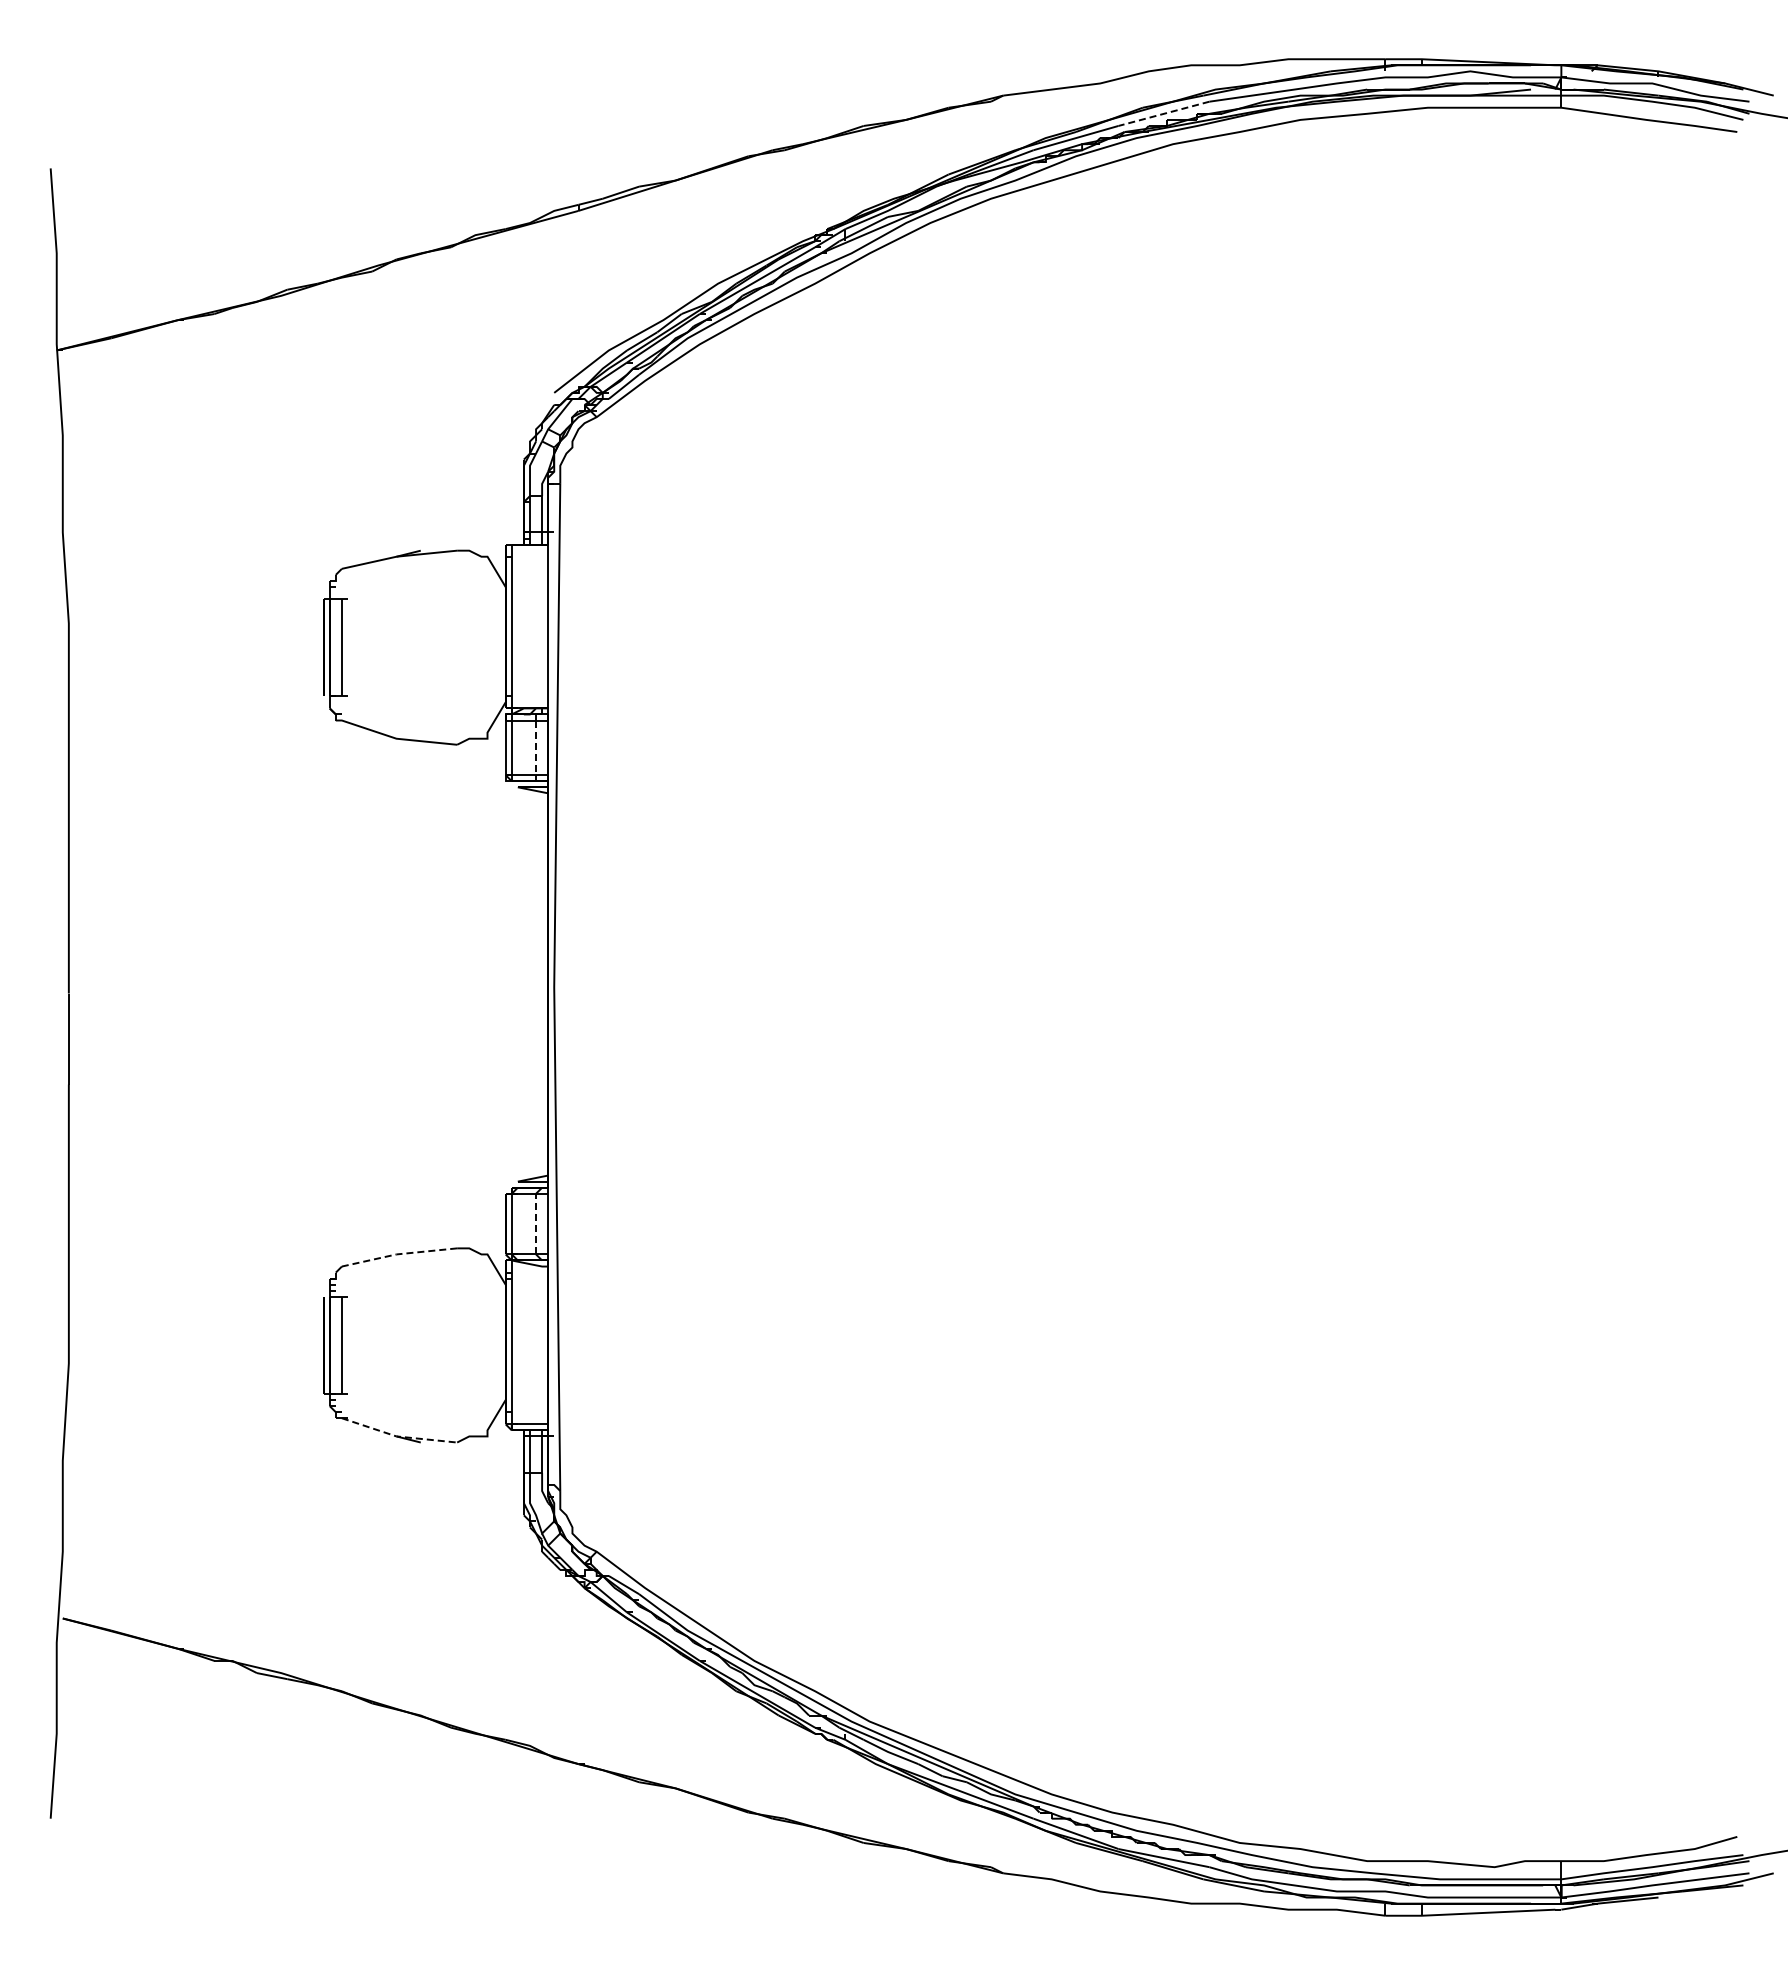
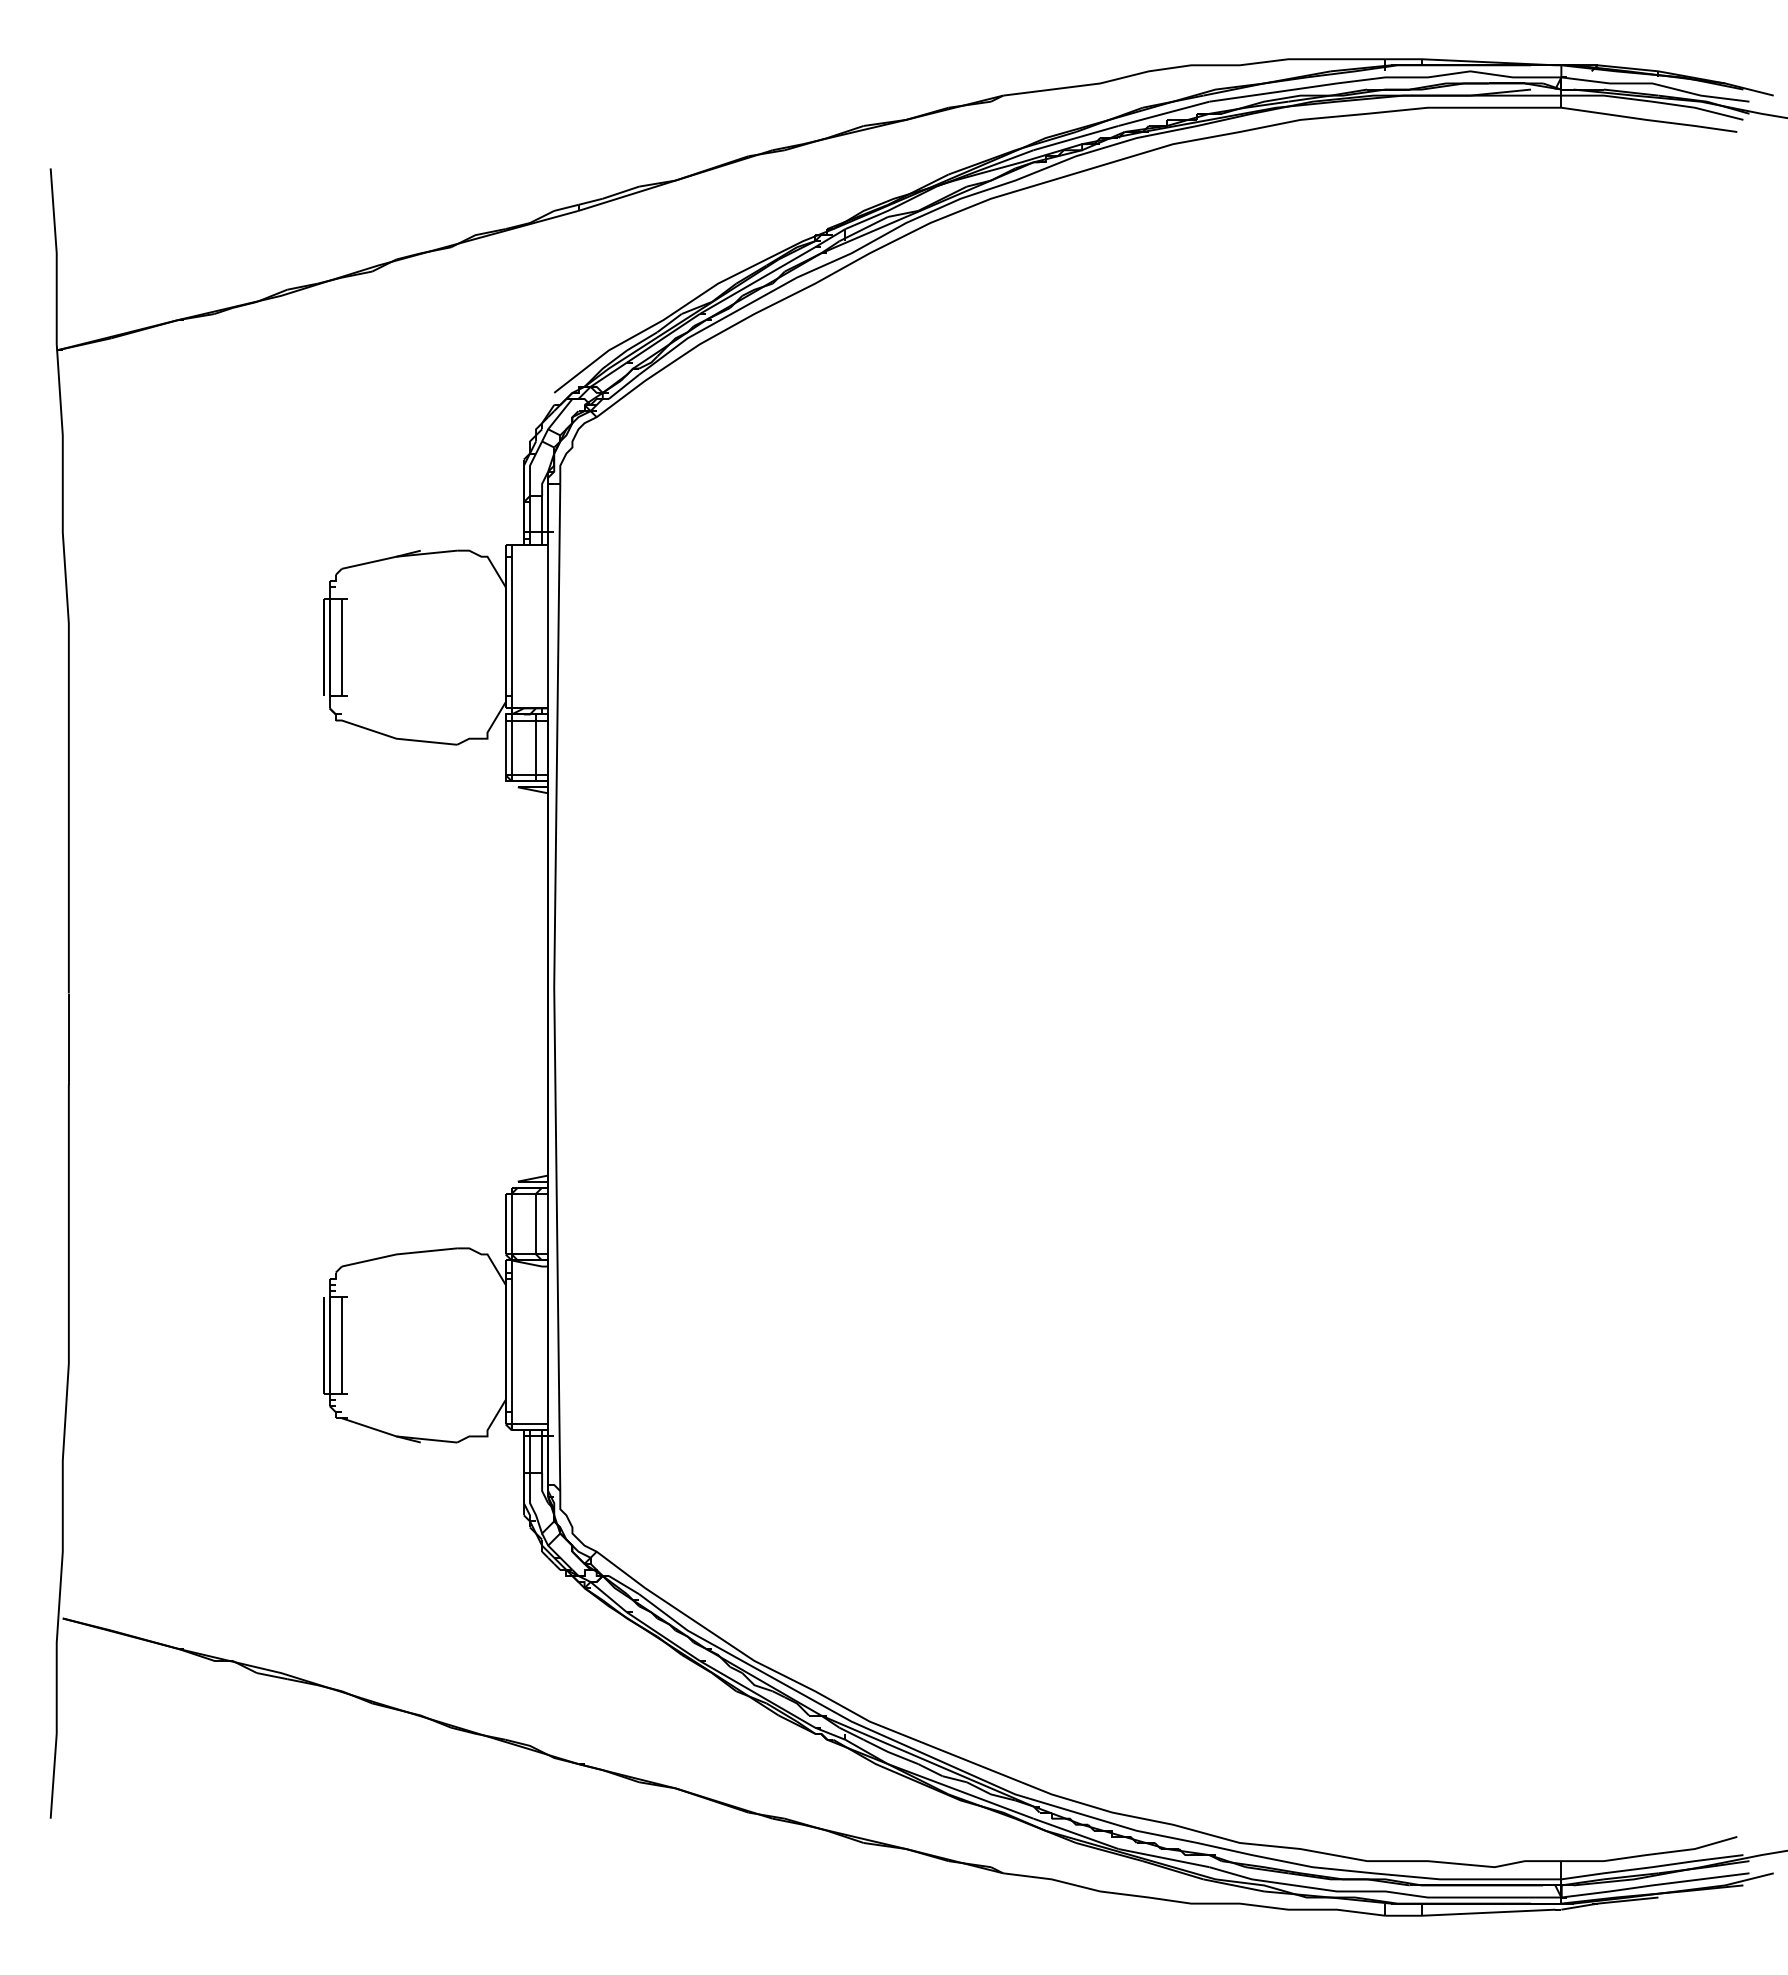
line: dashed -> solid (1163, 113)
line: dashed -> solid (536, 748)
line: dashed -> solid (536, 1223)
line: dashed -> solid (398, 1254)
line: dashed -> solid (397, 1436)
